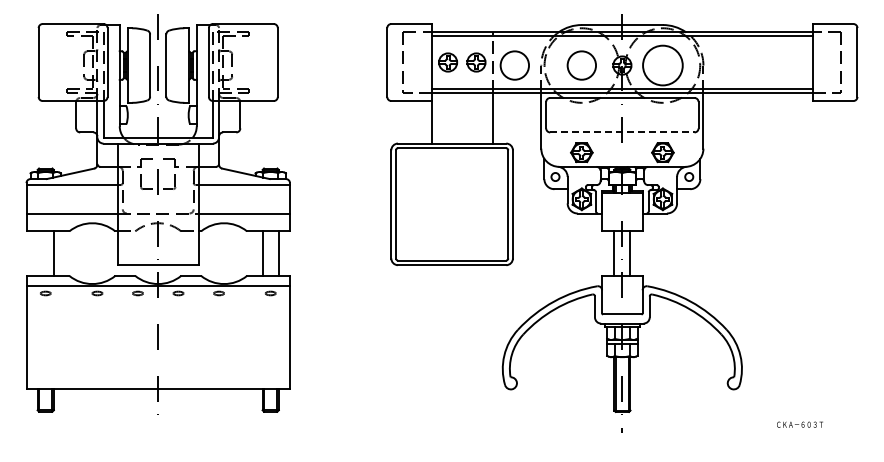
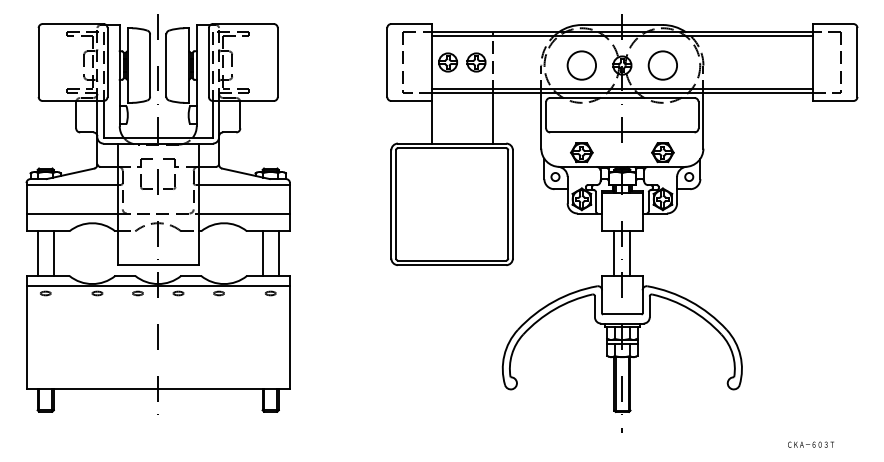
circle: present -> none (514, 65)
circle diameter: 40 px -> 28 px (662, 65)
line: dashed -> solid (622, 132)
line: none -> present (37, 253)
text position: (799, 424) -> (810, 444) (810, 444)
